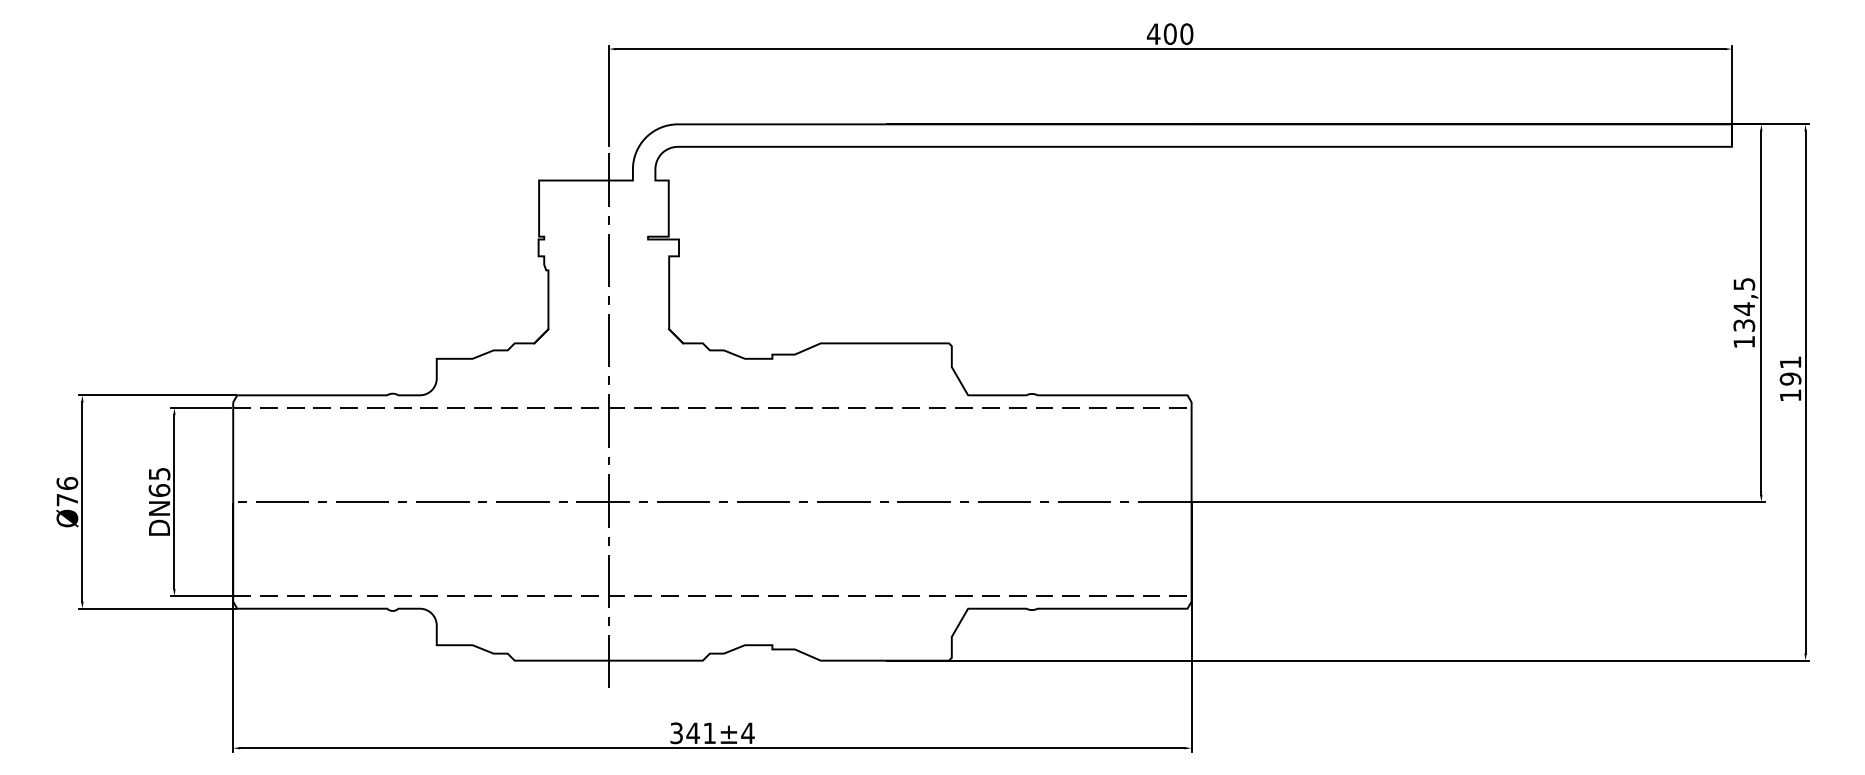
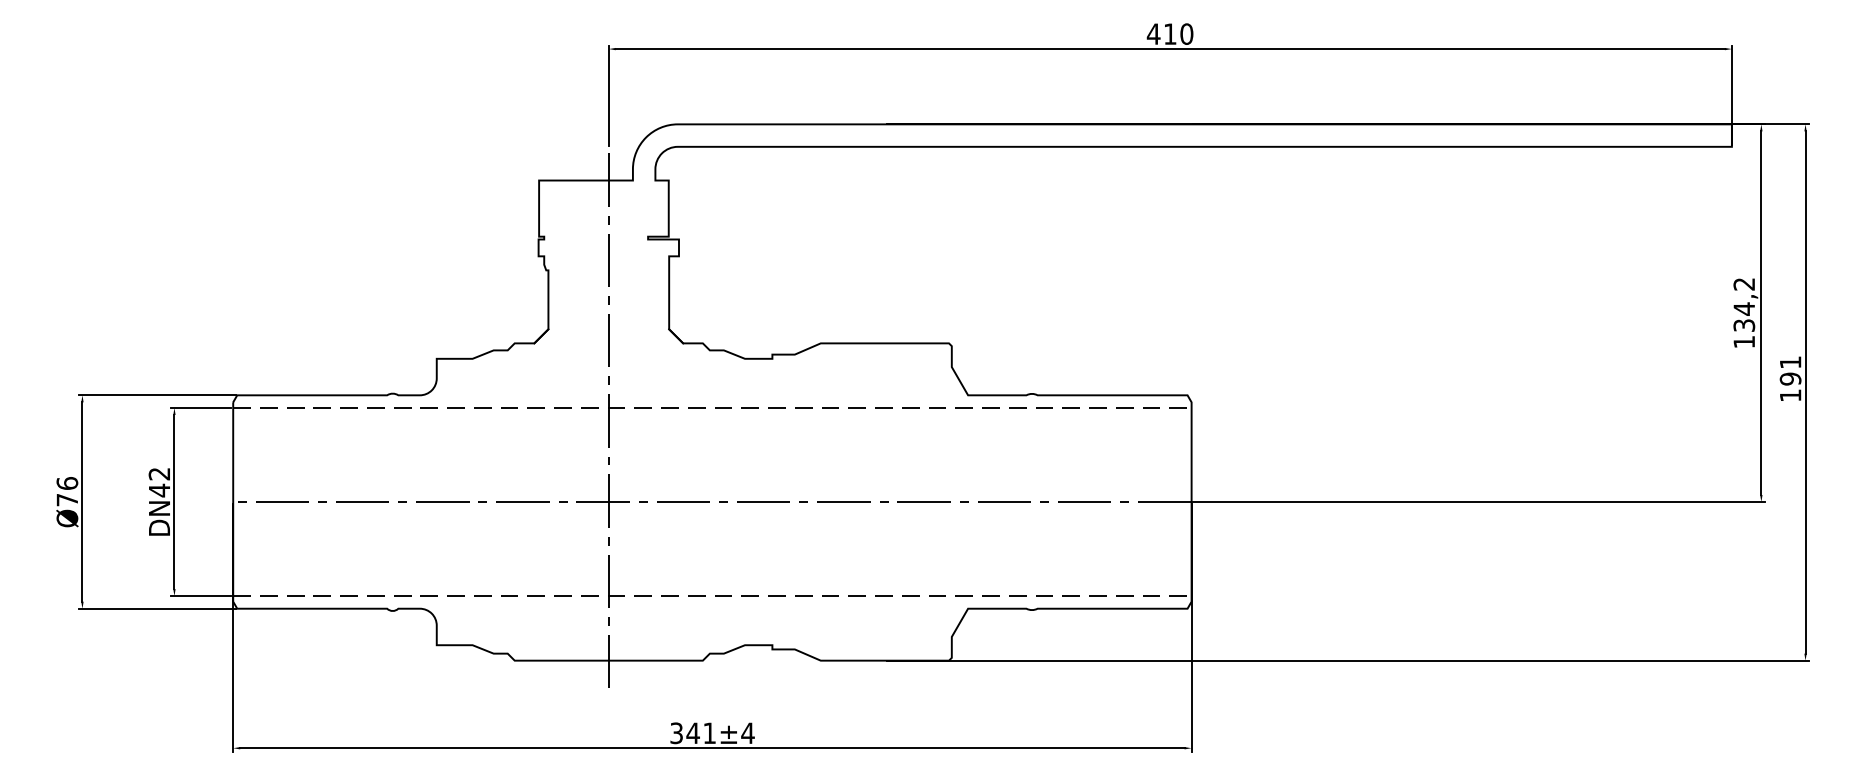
text: 400 -> 410 (1169, 33)
text: 134,5 -> 134,2 (1744, 284)
text: DN65 -> DN42 (159, 482)
